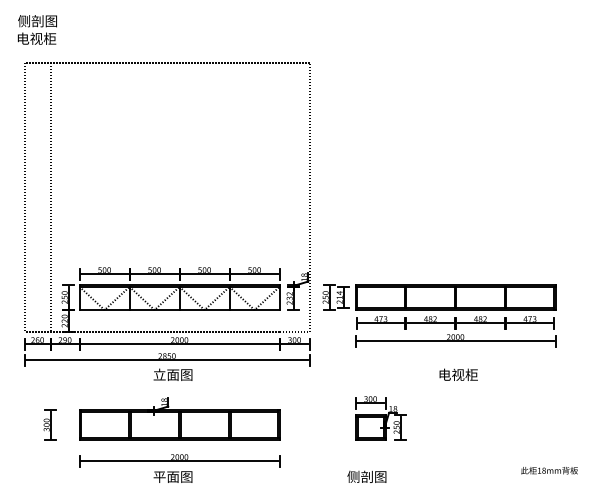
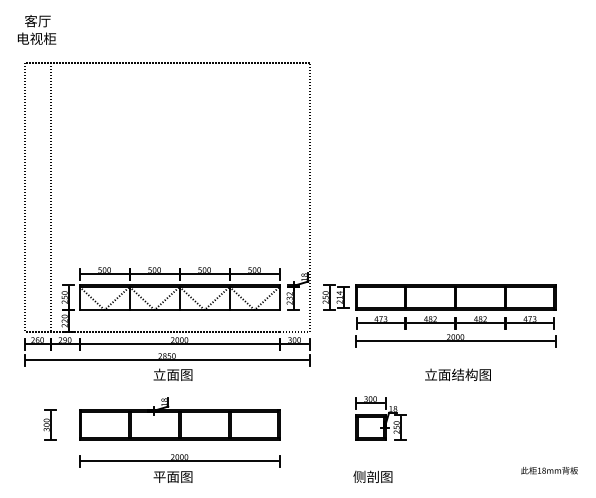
text: 侧剖图 -> 客厅 (37, 21)
text: 电视柜 -> 立面结构图 (457, 374)
text position: (366, 476) -> (372, 476) (372, 476)
